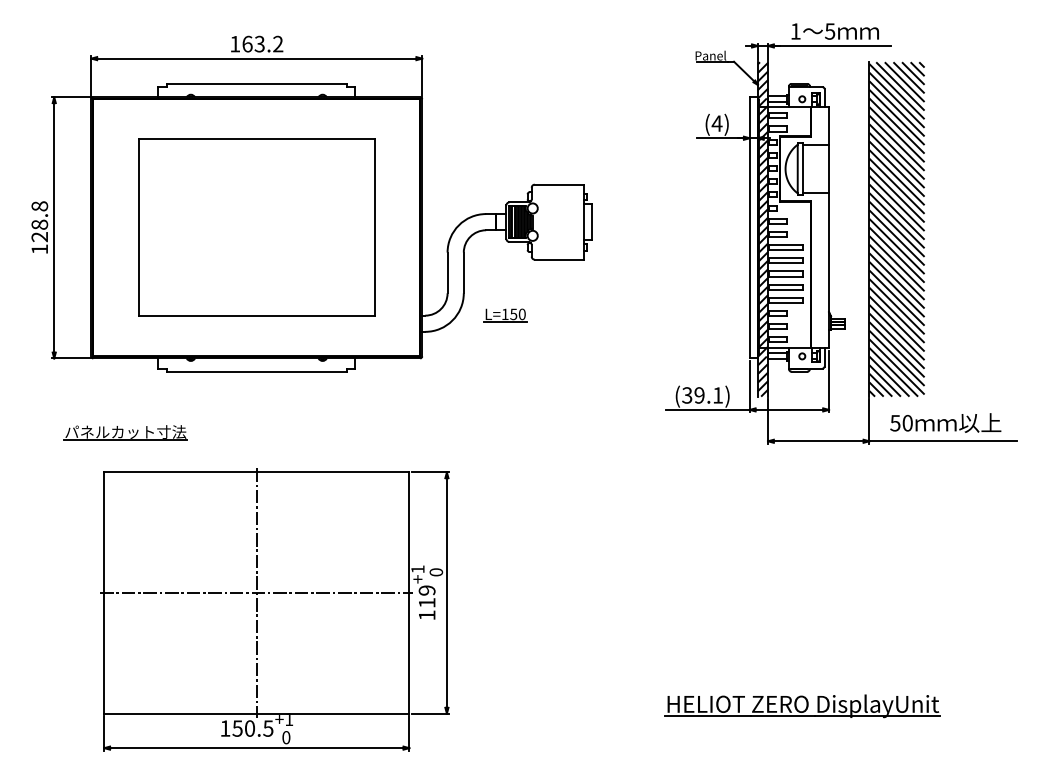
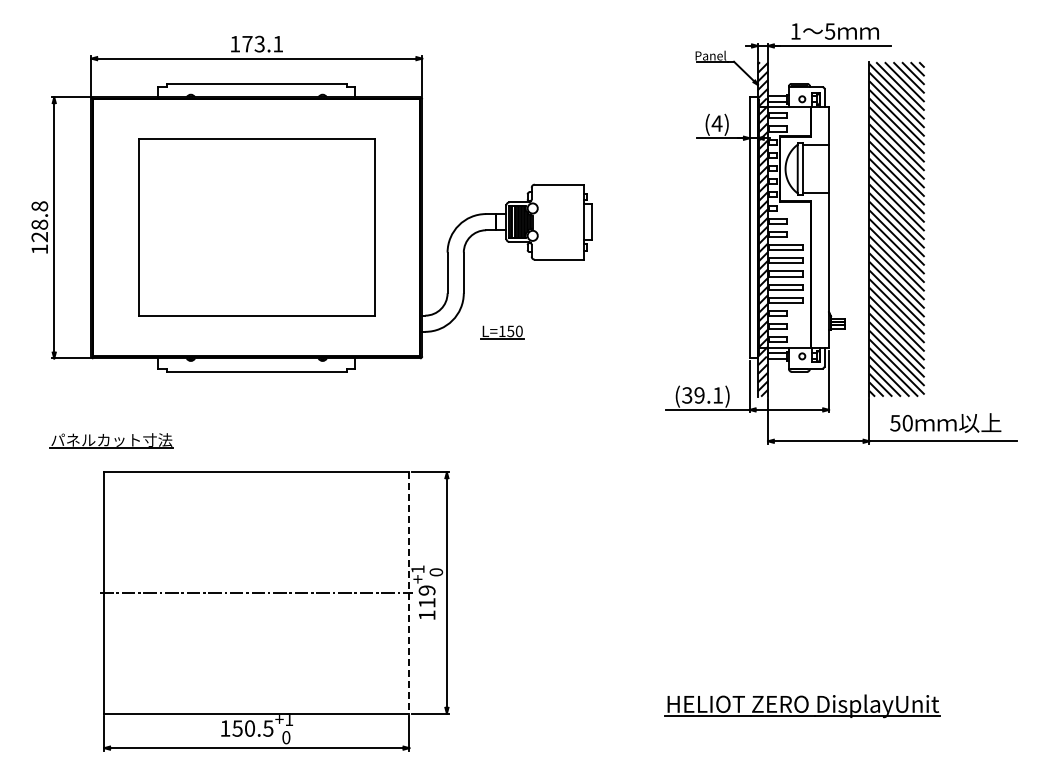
text: 163.2 -> 173.1 (262, 43)
part position: (505, 315) -> (502, 332) (502, 332)
part position: (125, 432) -> (111, 440) (111, 440)
line: present -> none (256, 592)
line: solid -> dashed (409, 593)
